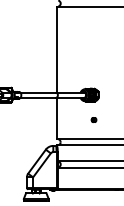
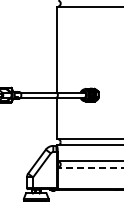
part: present -> none (93, 119)
line: solid -> dashed (90, 167)
